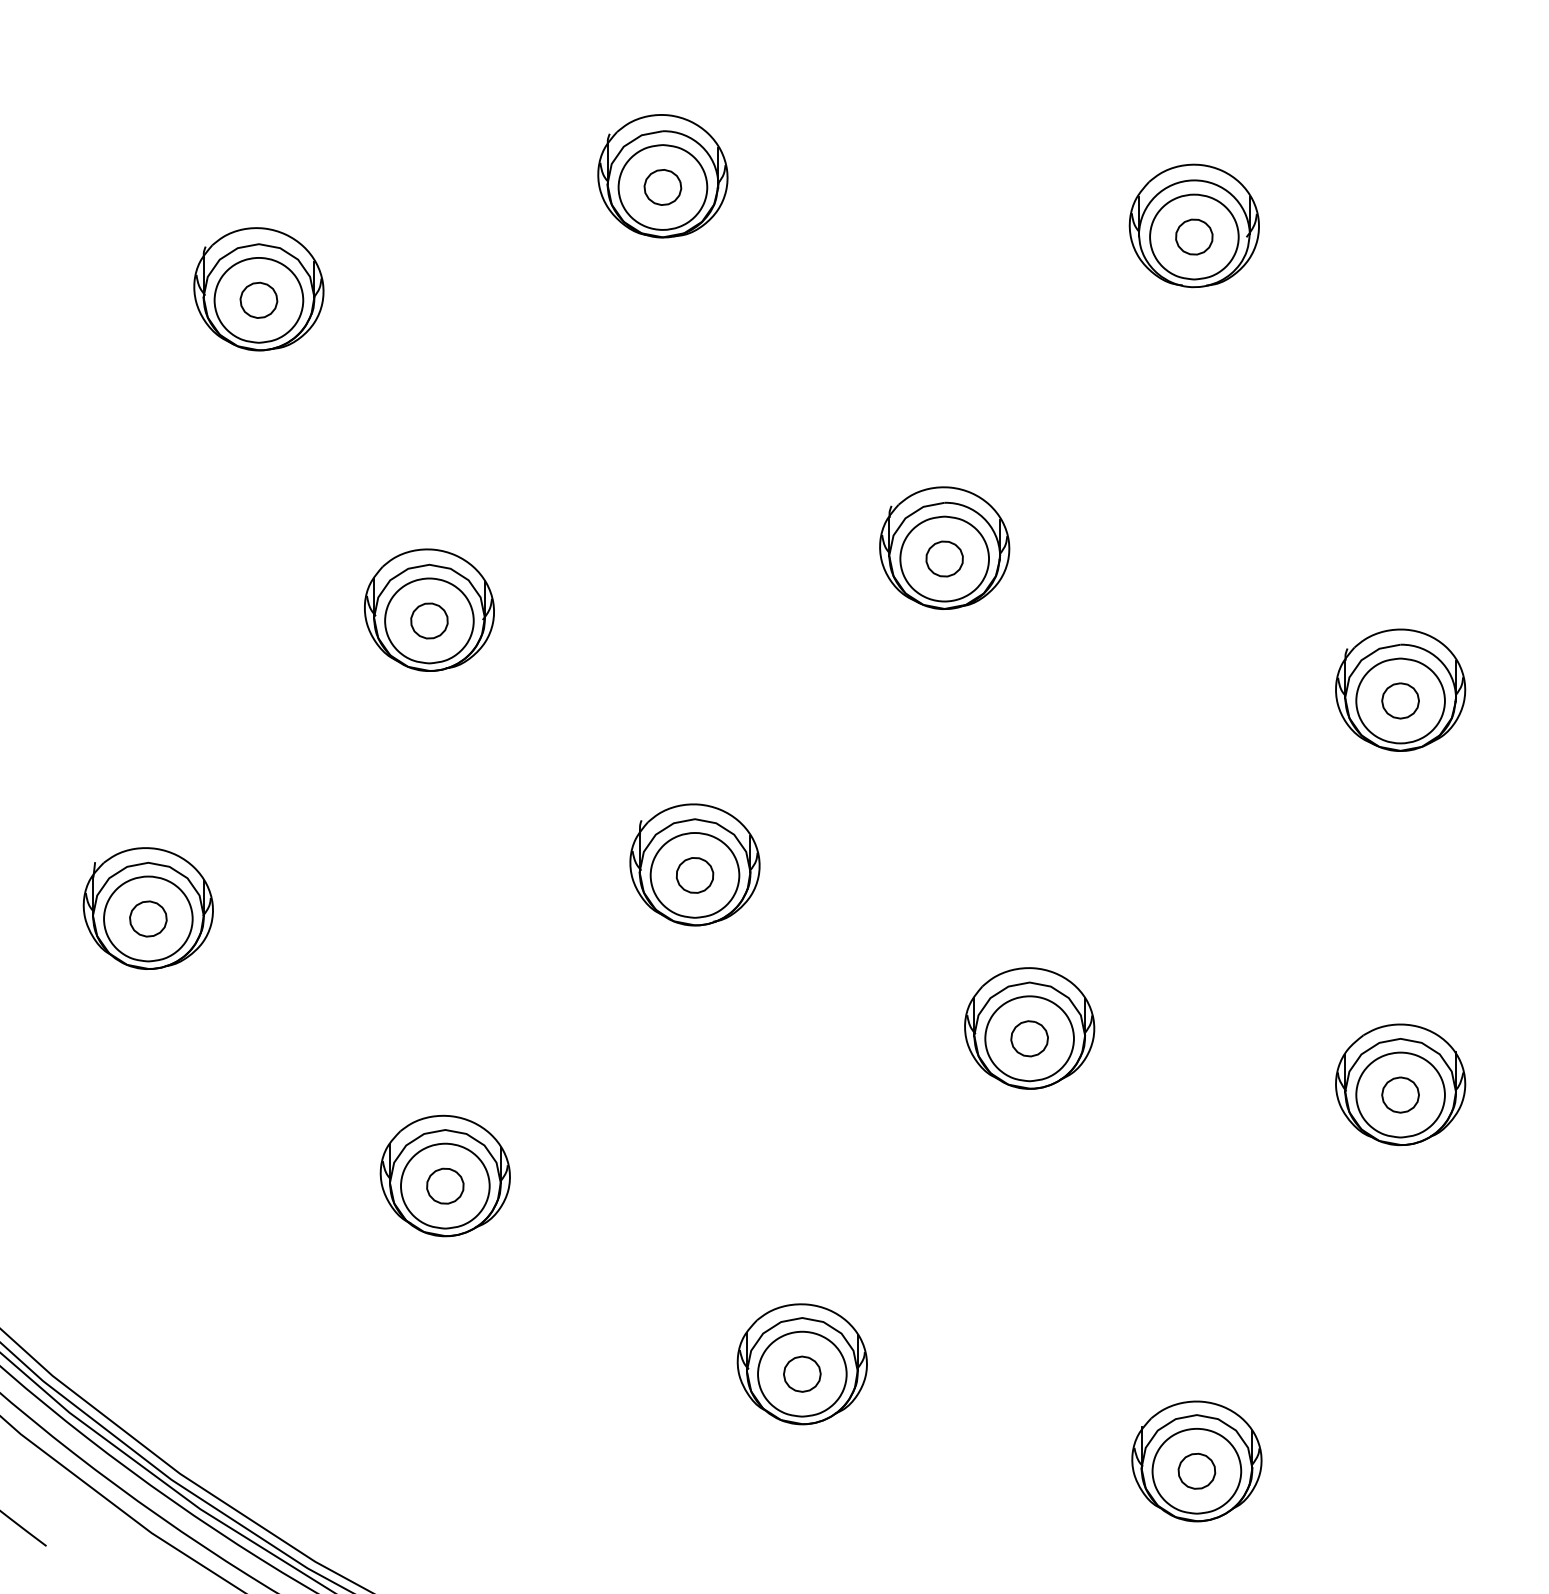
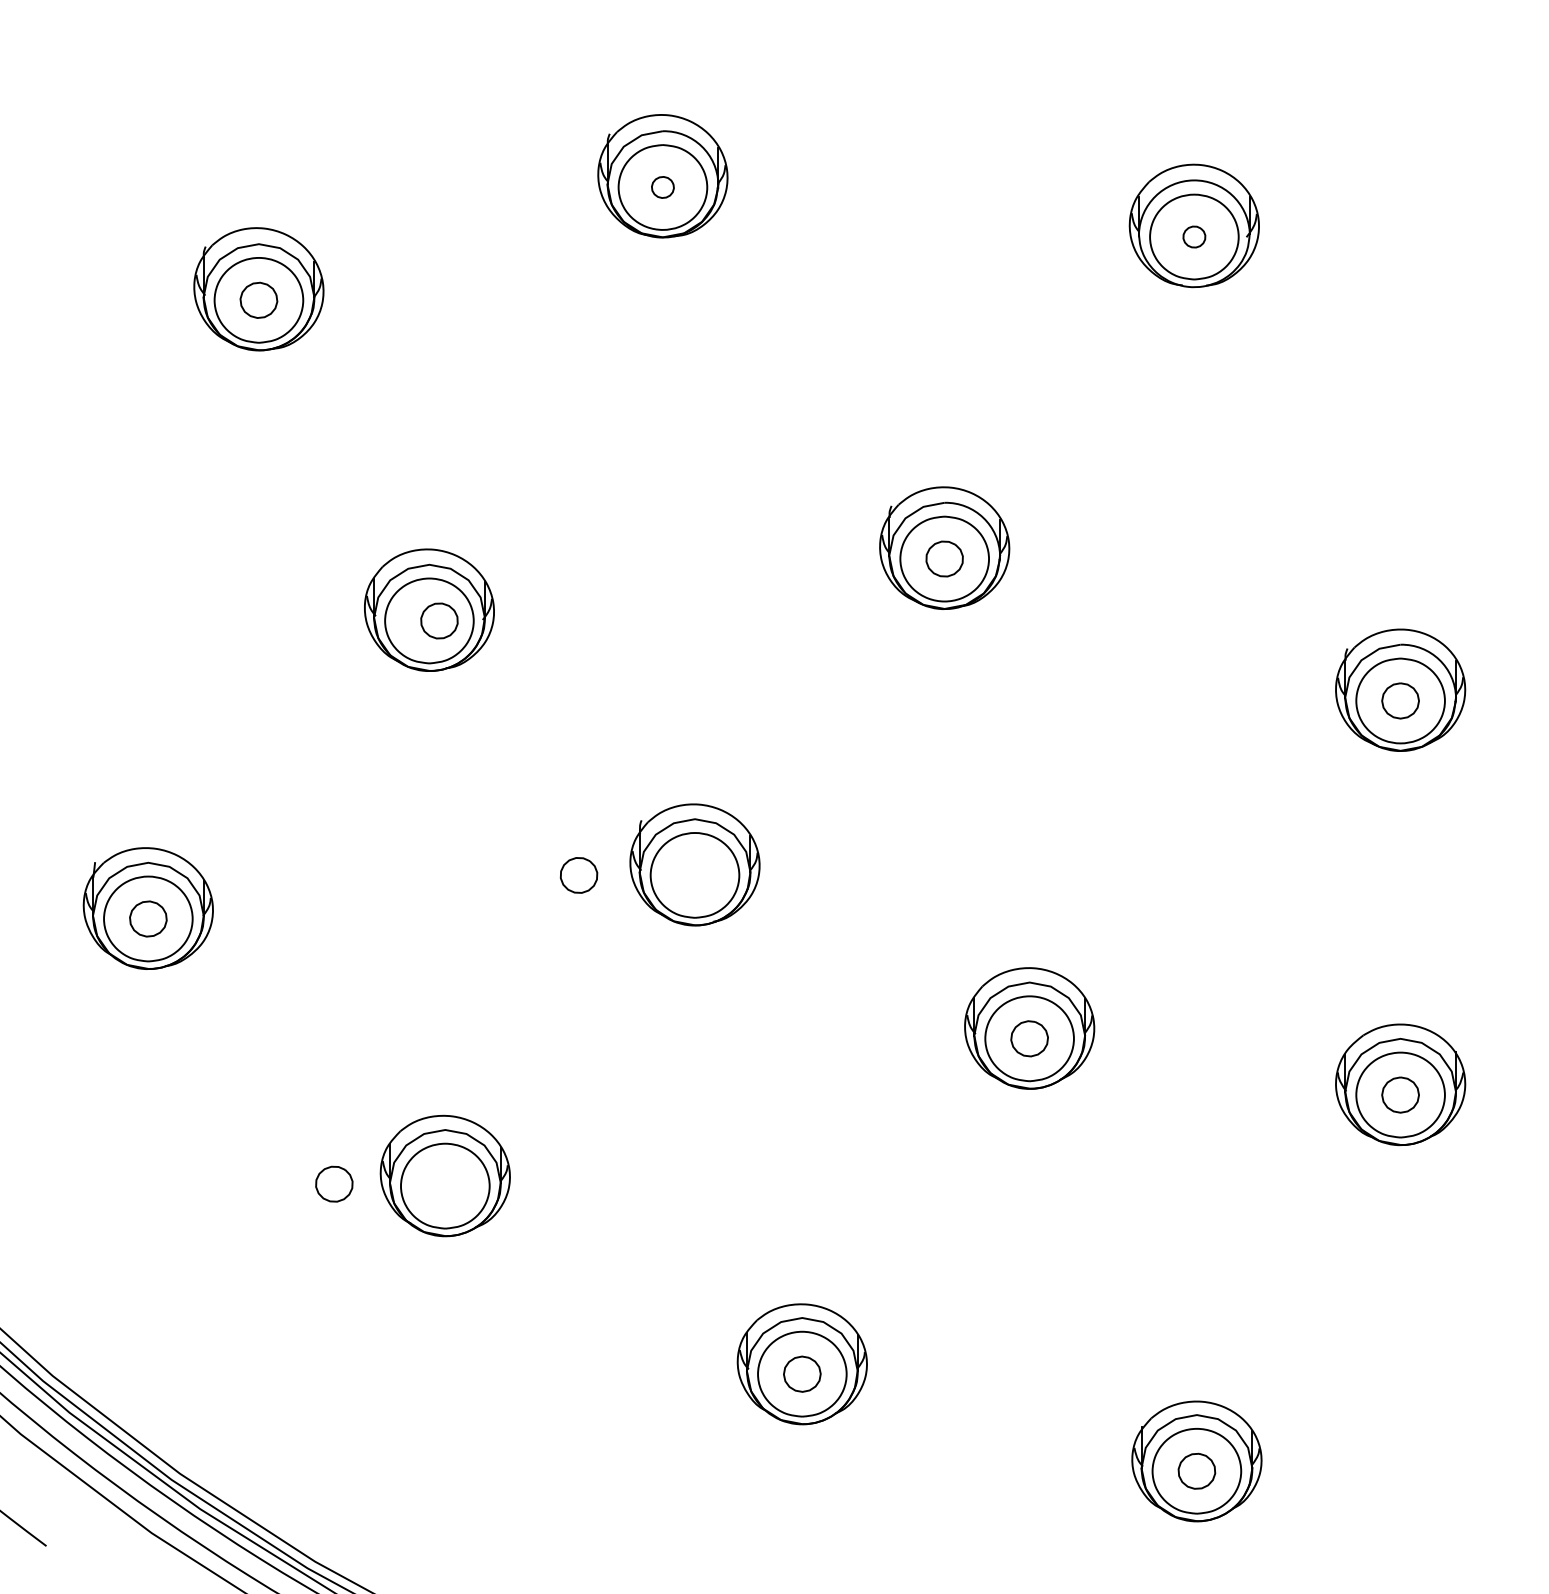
part size: 40x37 px -> 24x23 px (662, 187)
part size: 39x38 px -> 25x24 px (1194, 236)
part position: (429, 620) -> (439, 620) (439, 620)
part position: (694, 875) -> (578, 875) (578, 875)
part position: (445, 1185) -> (334, 1183) (334, 1183)
